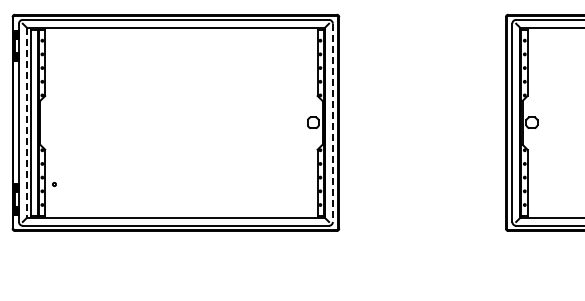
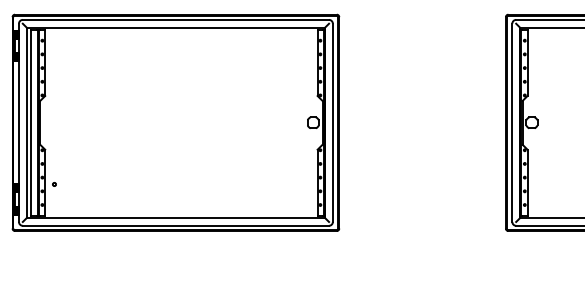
line: dashed -> solid (26, 123)
line: dashed -> solid (332, 123)
